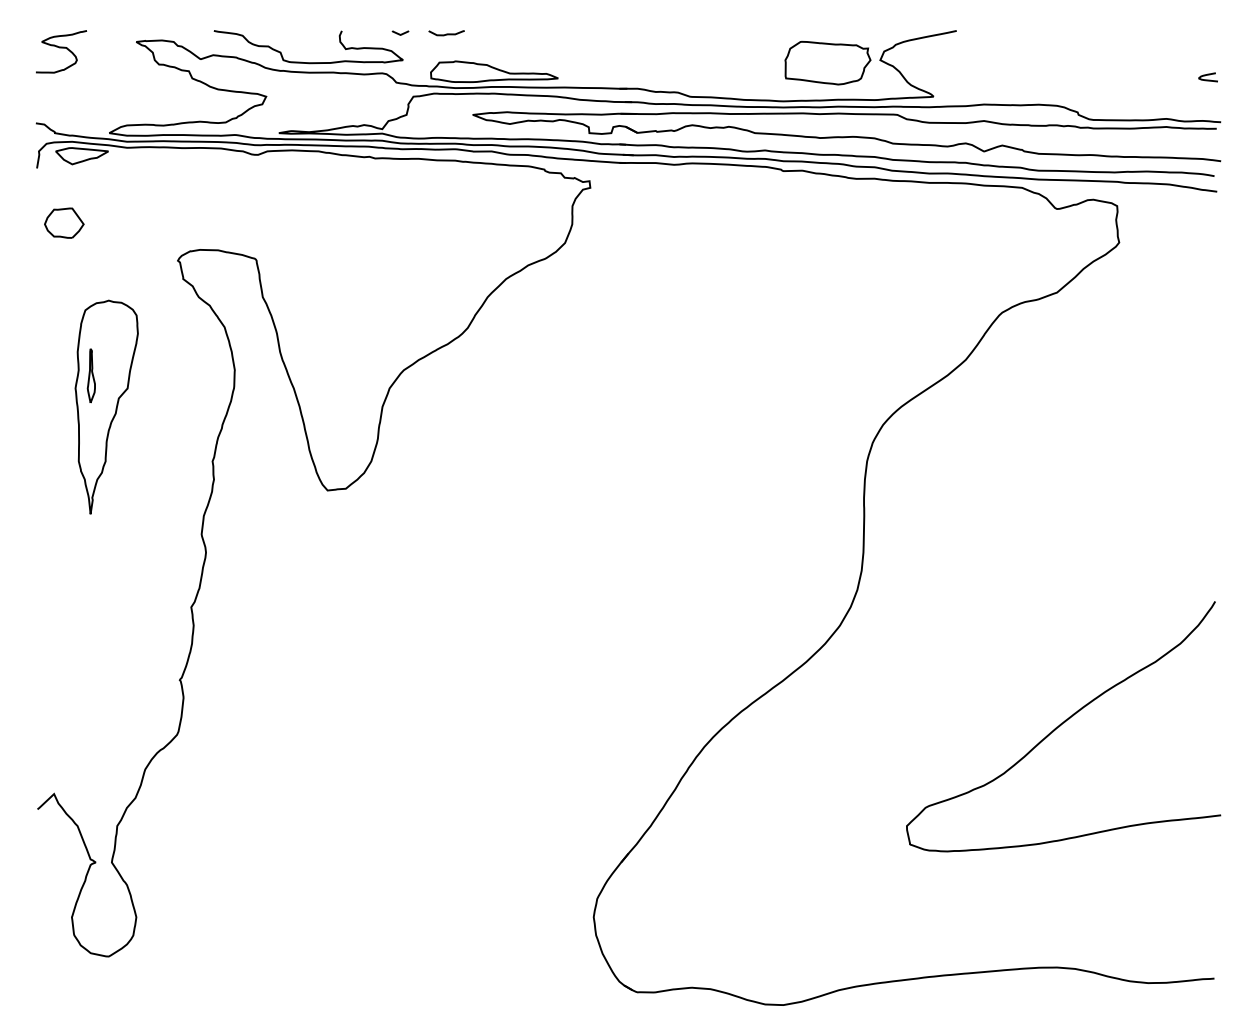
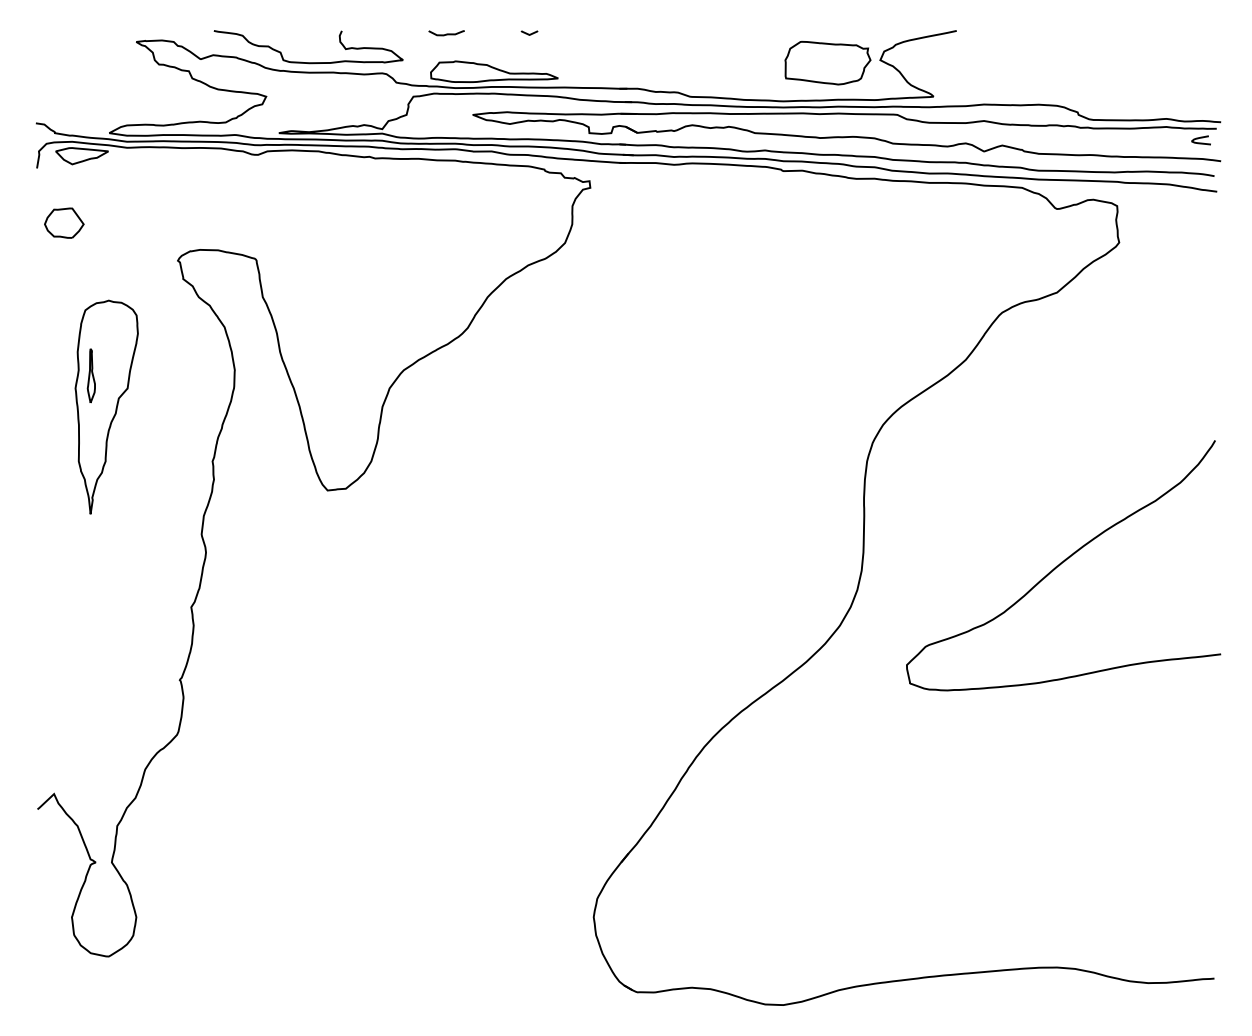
line position: (400, 33) -> (529, 33) (529, 33)
curve: present -> none (61, 48)
curve position: (1207, 75) -> (1200, 138) (1200, 138)
curve position: (1062, 724) -> (1062, 563) (1062, 563)
